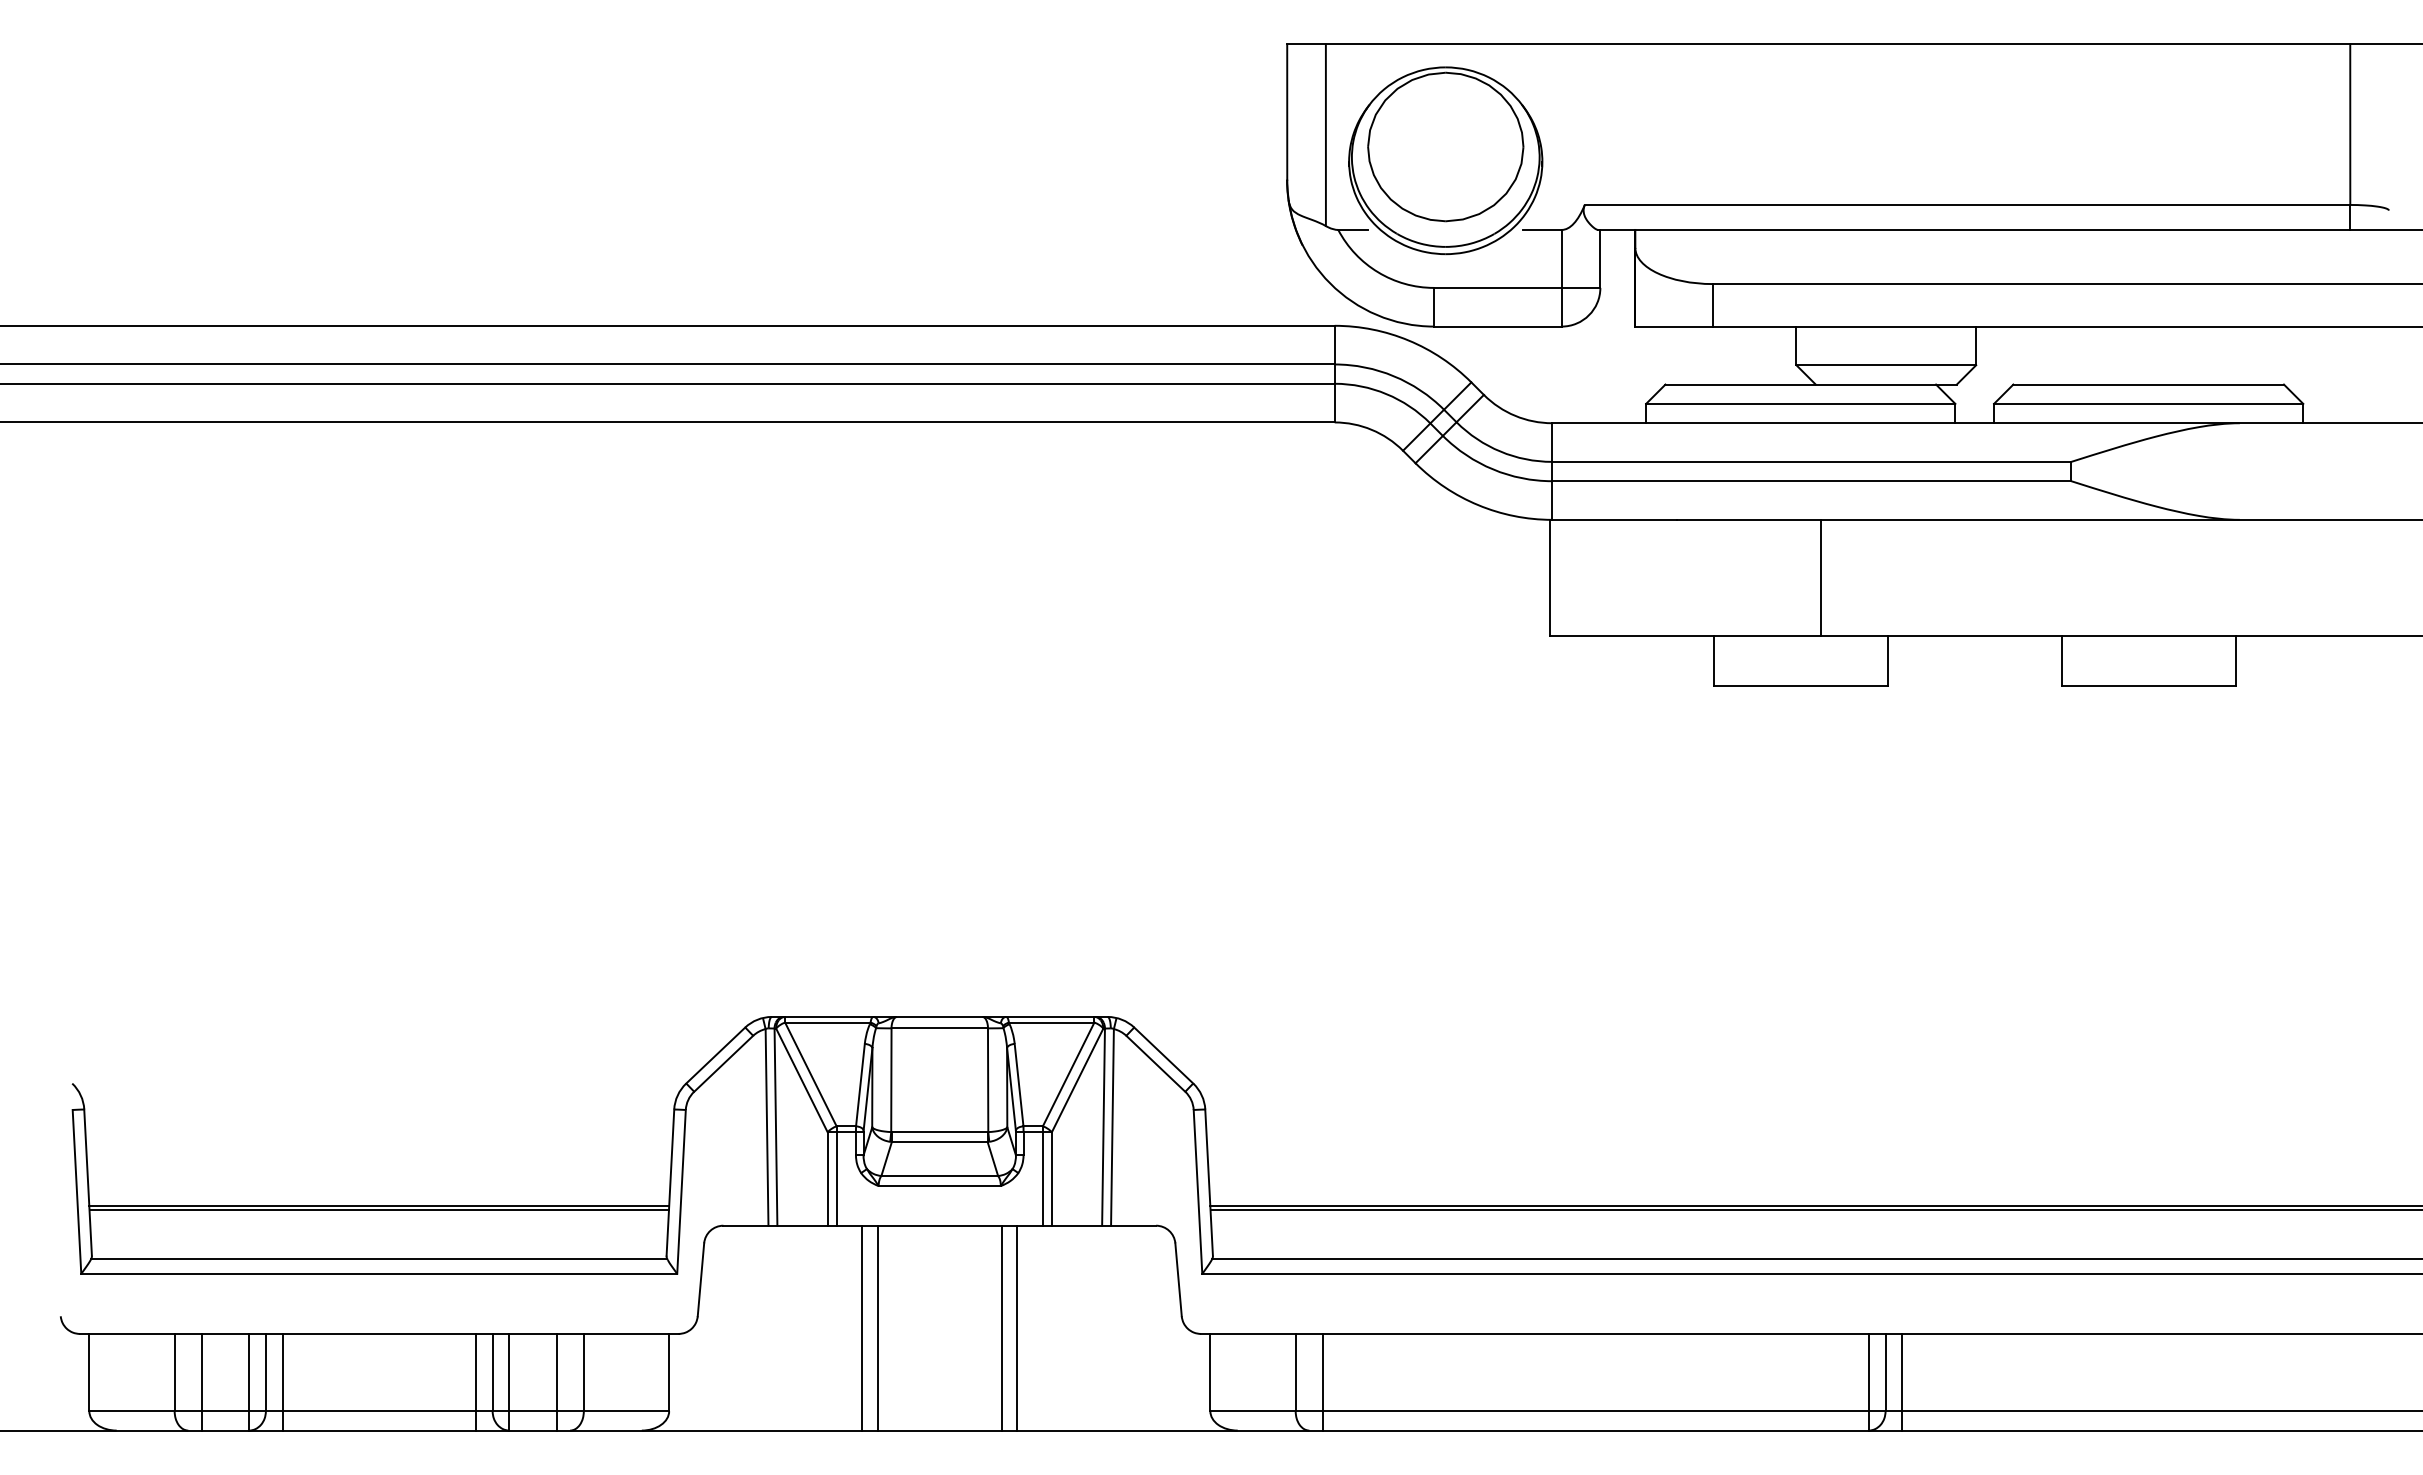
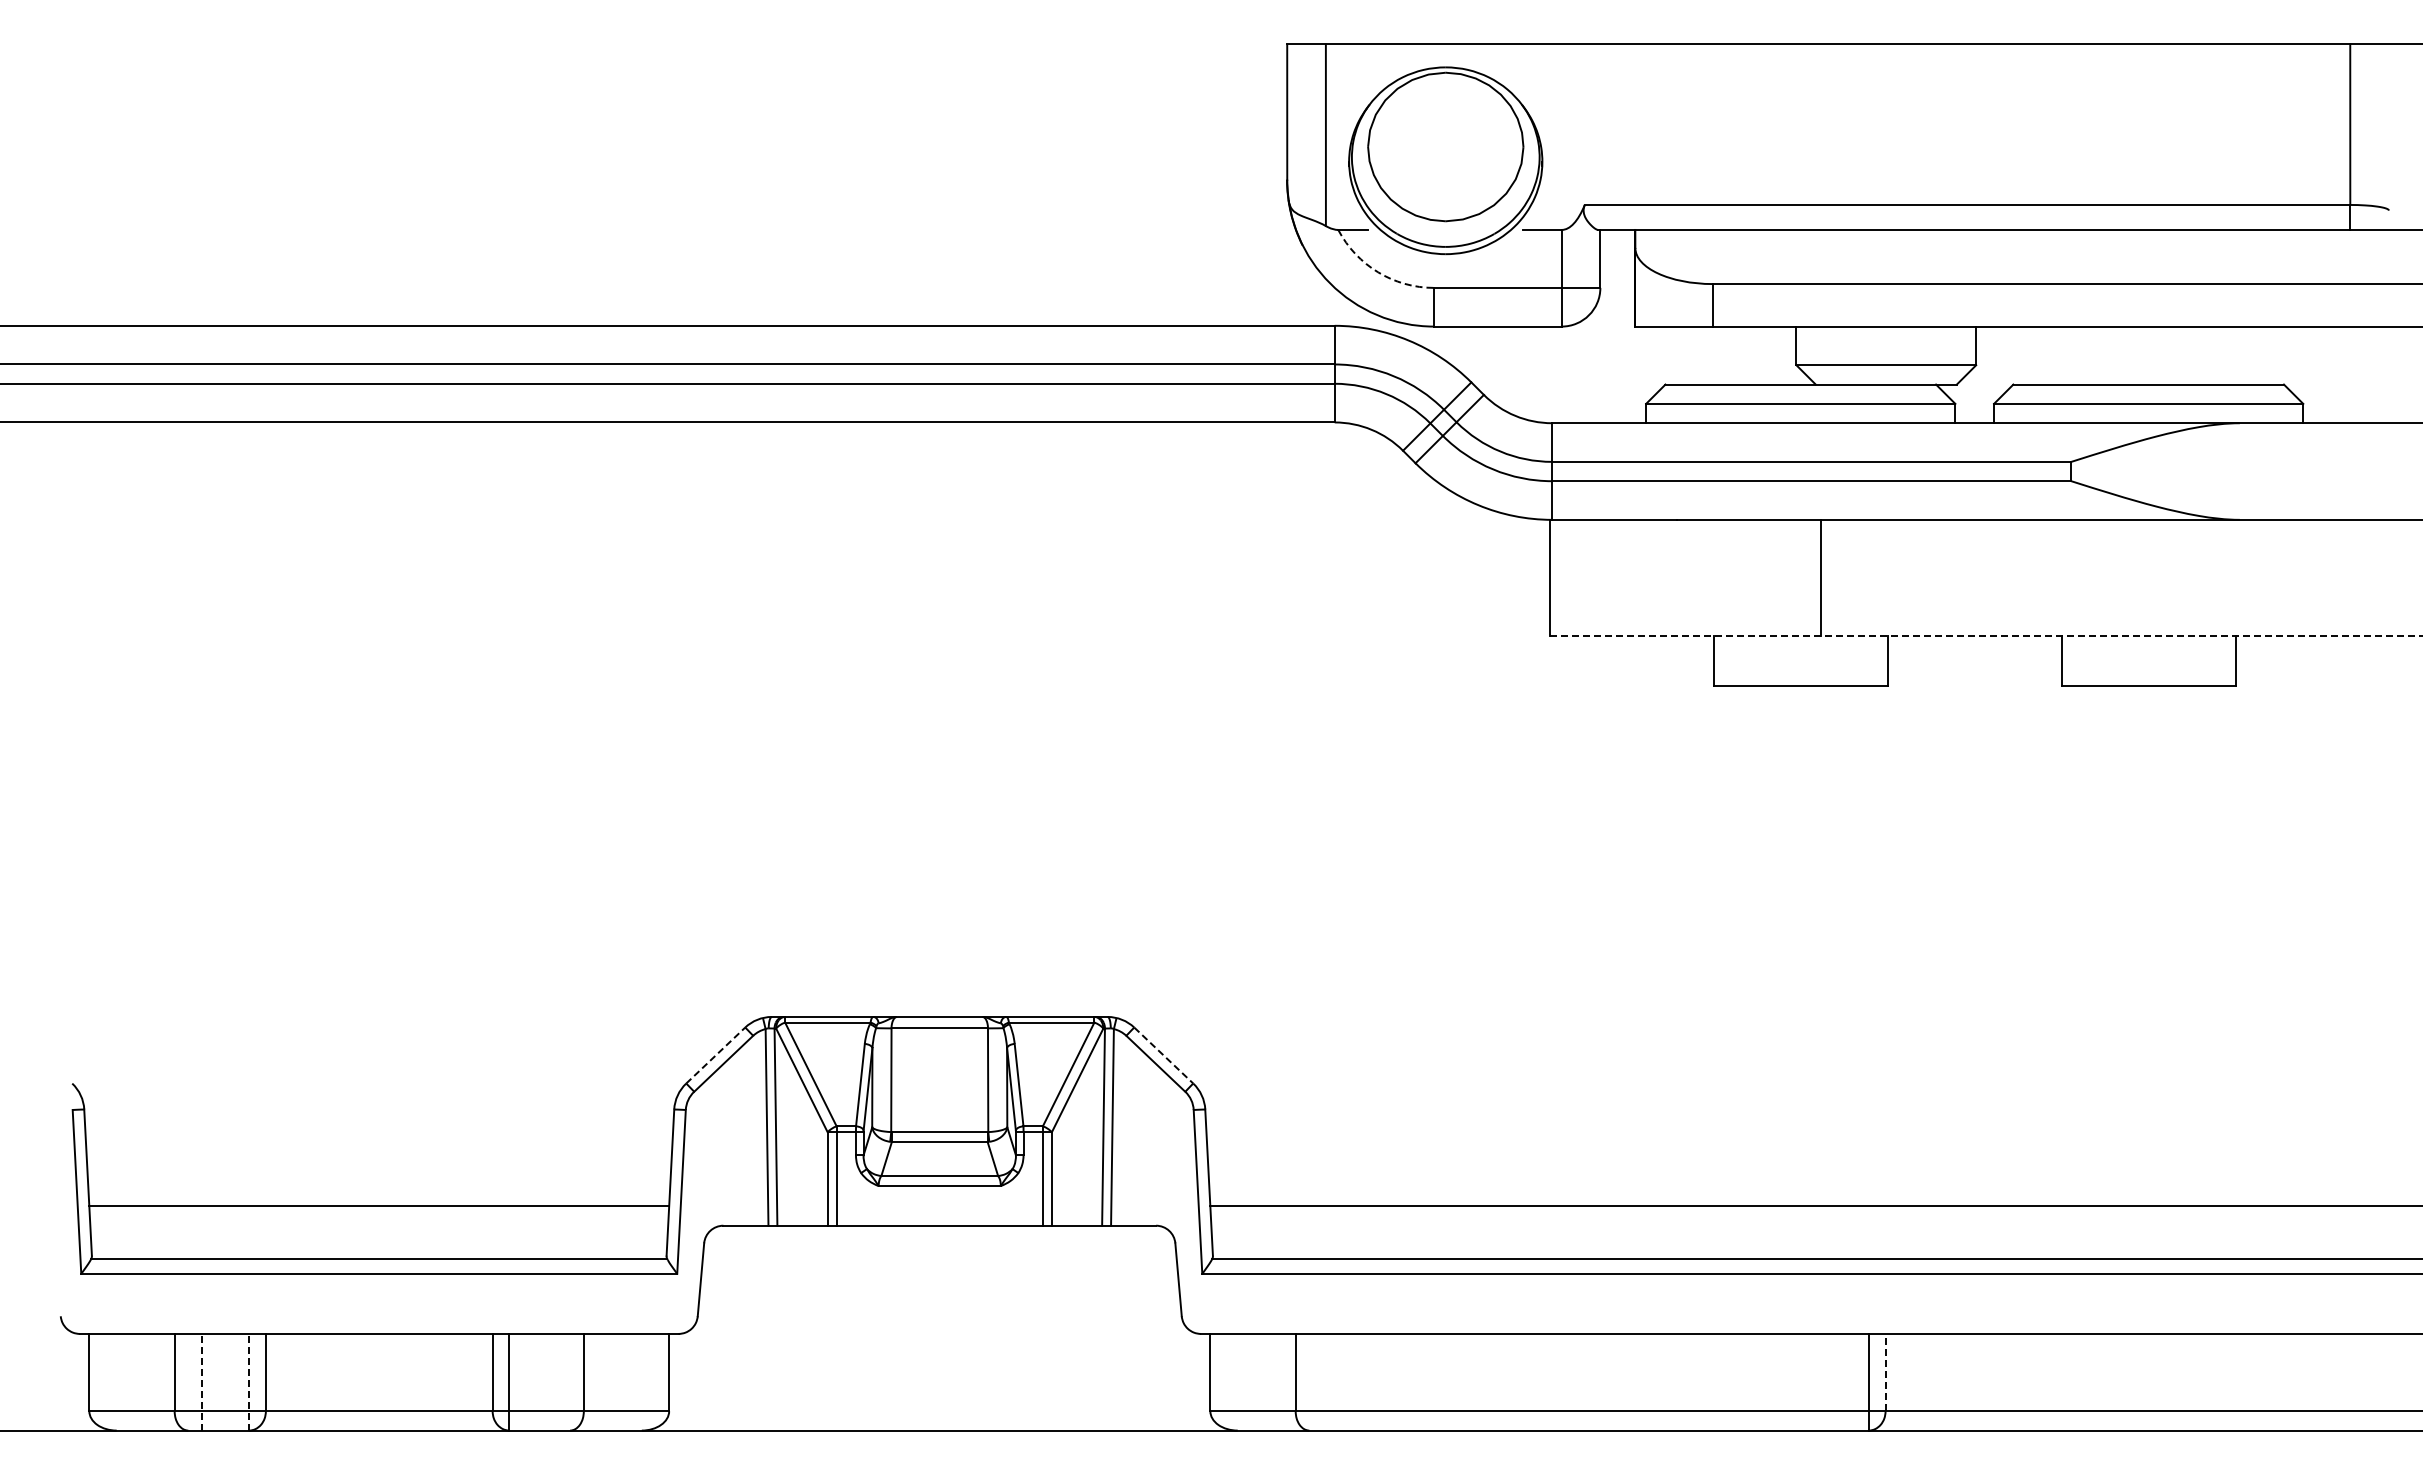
arc: solid -> dashed (1378, 272)
line: solid -> dashed (1986, 635)
line: solid -> dashed (715, 1055)
line: solid -> dashed (1163, 1055)
line: present -> none (378, 1210)
line: present -> none (1814, 1210)
line: present -> none (862, 1327)
line: present -> none (877, 1327)
line: present -> none (1001, 1327)
line: present -> none (1017, 1327)
line: solid -> dashed (1885, 1372)
line: solid -> dashed (202, 1381)
line: solid -> dashed (249, 1381)
line: present -> none (282, 1381)
line: present -> none (475, 1381)
line: present -> none (556, 1381)
line: present -> none (1323, 1381)
line: present -> none (1902, 1381)
